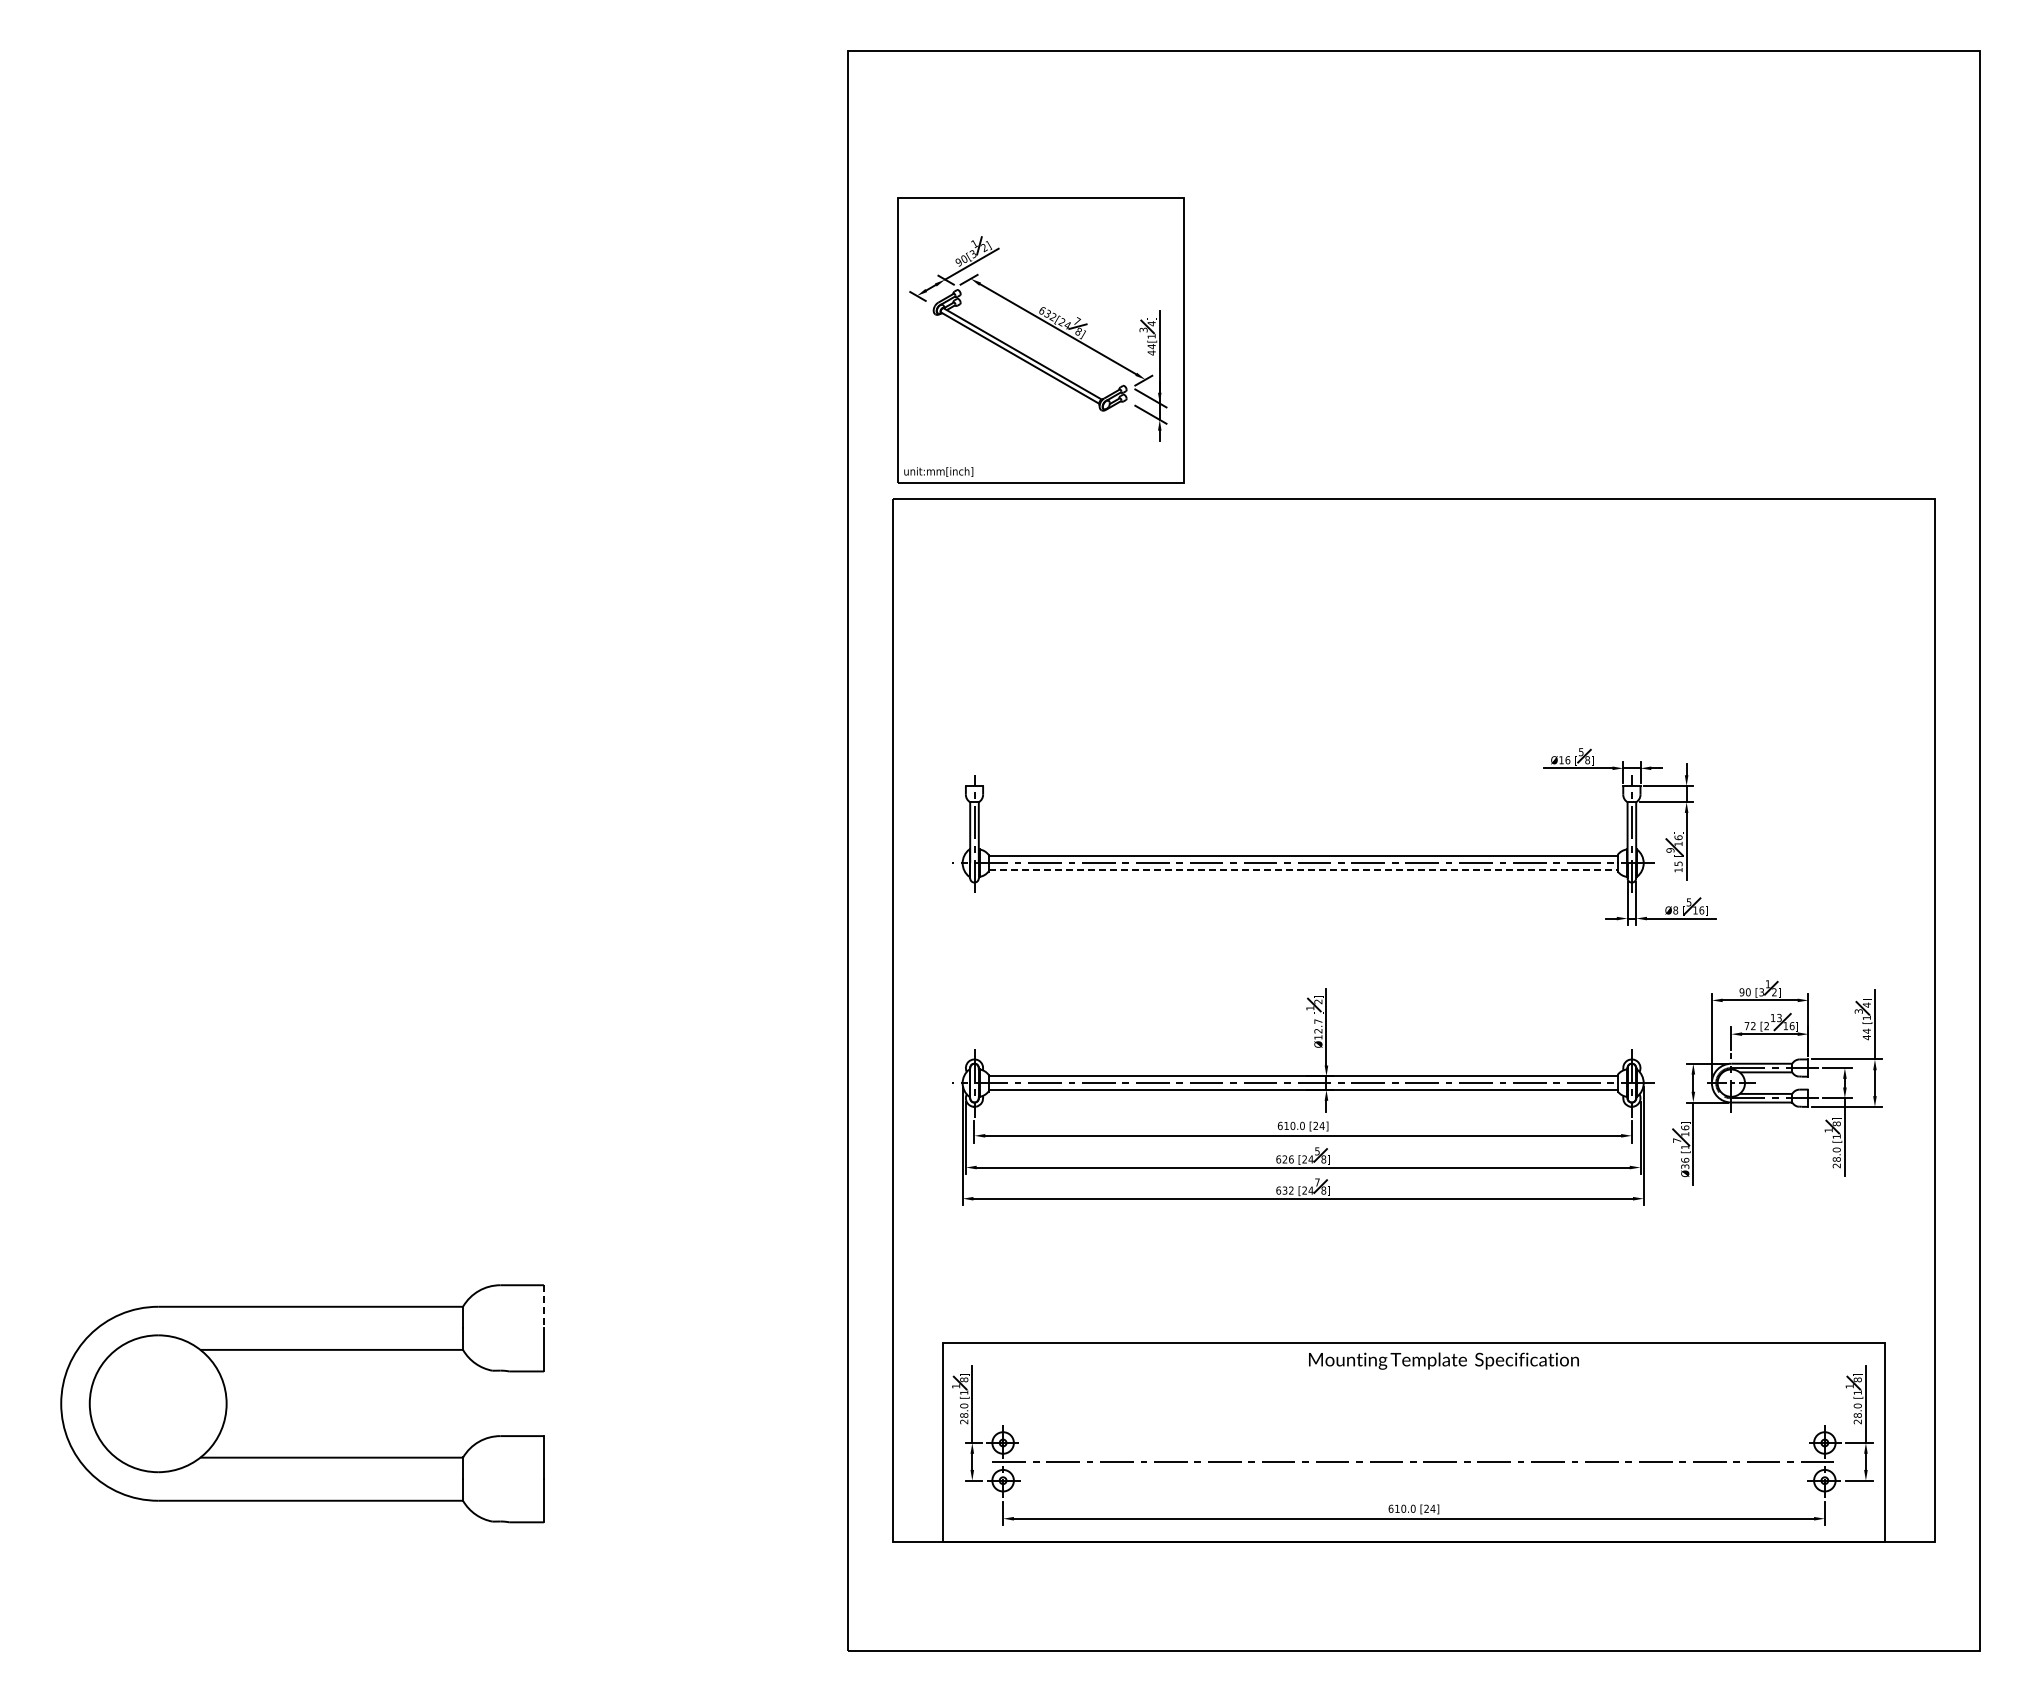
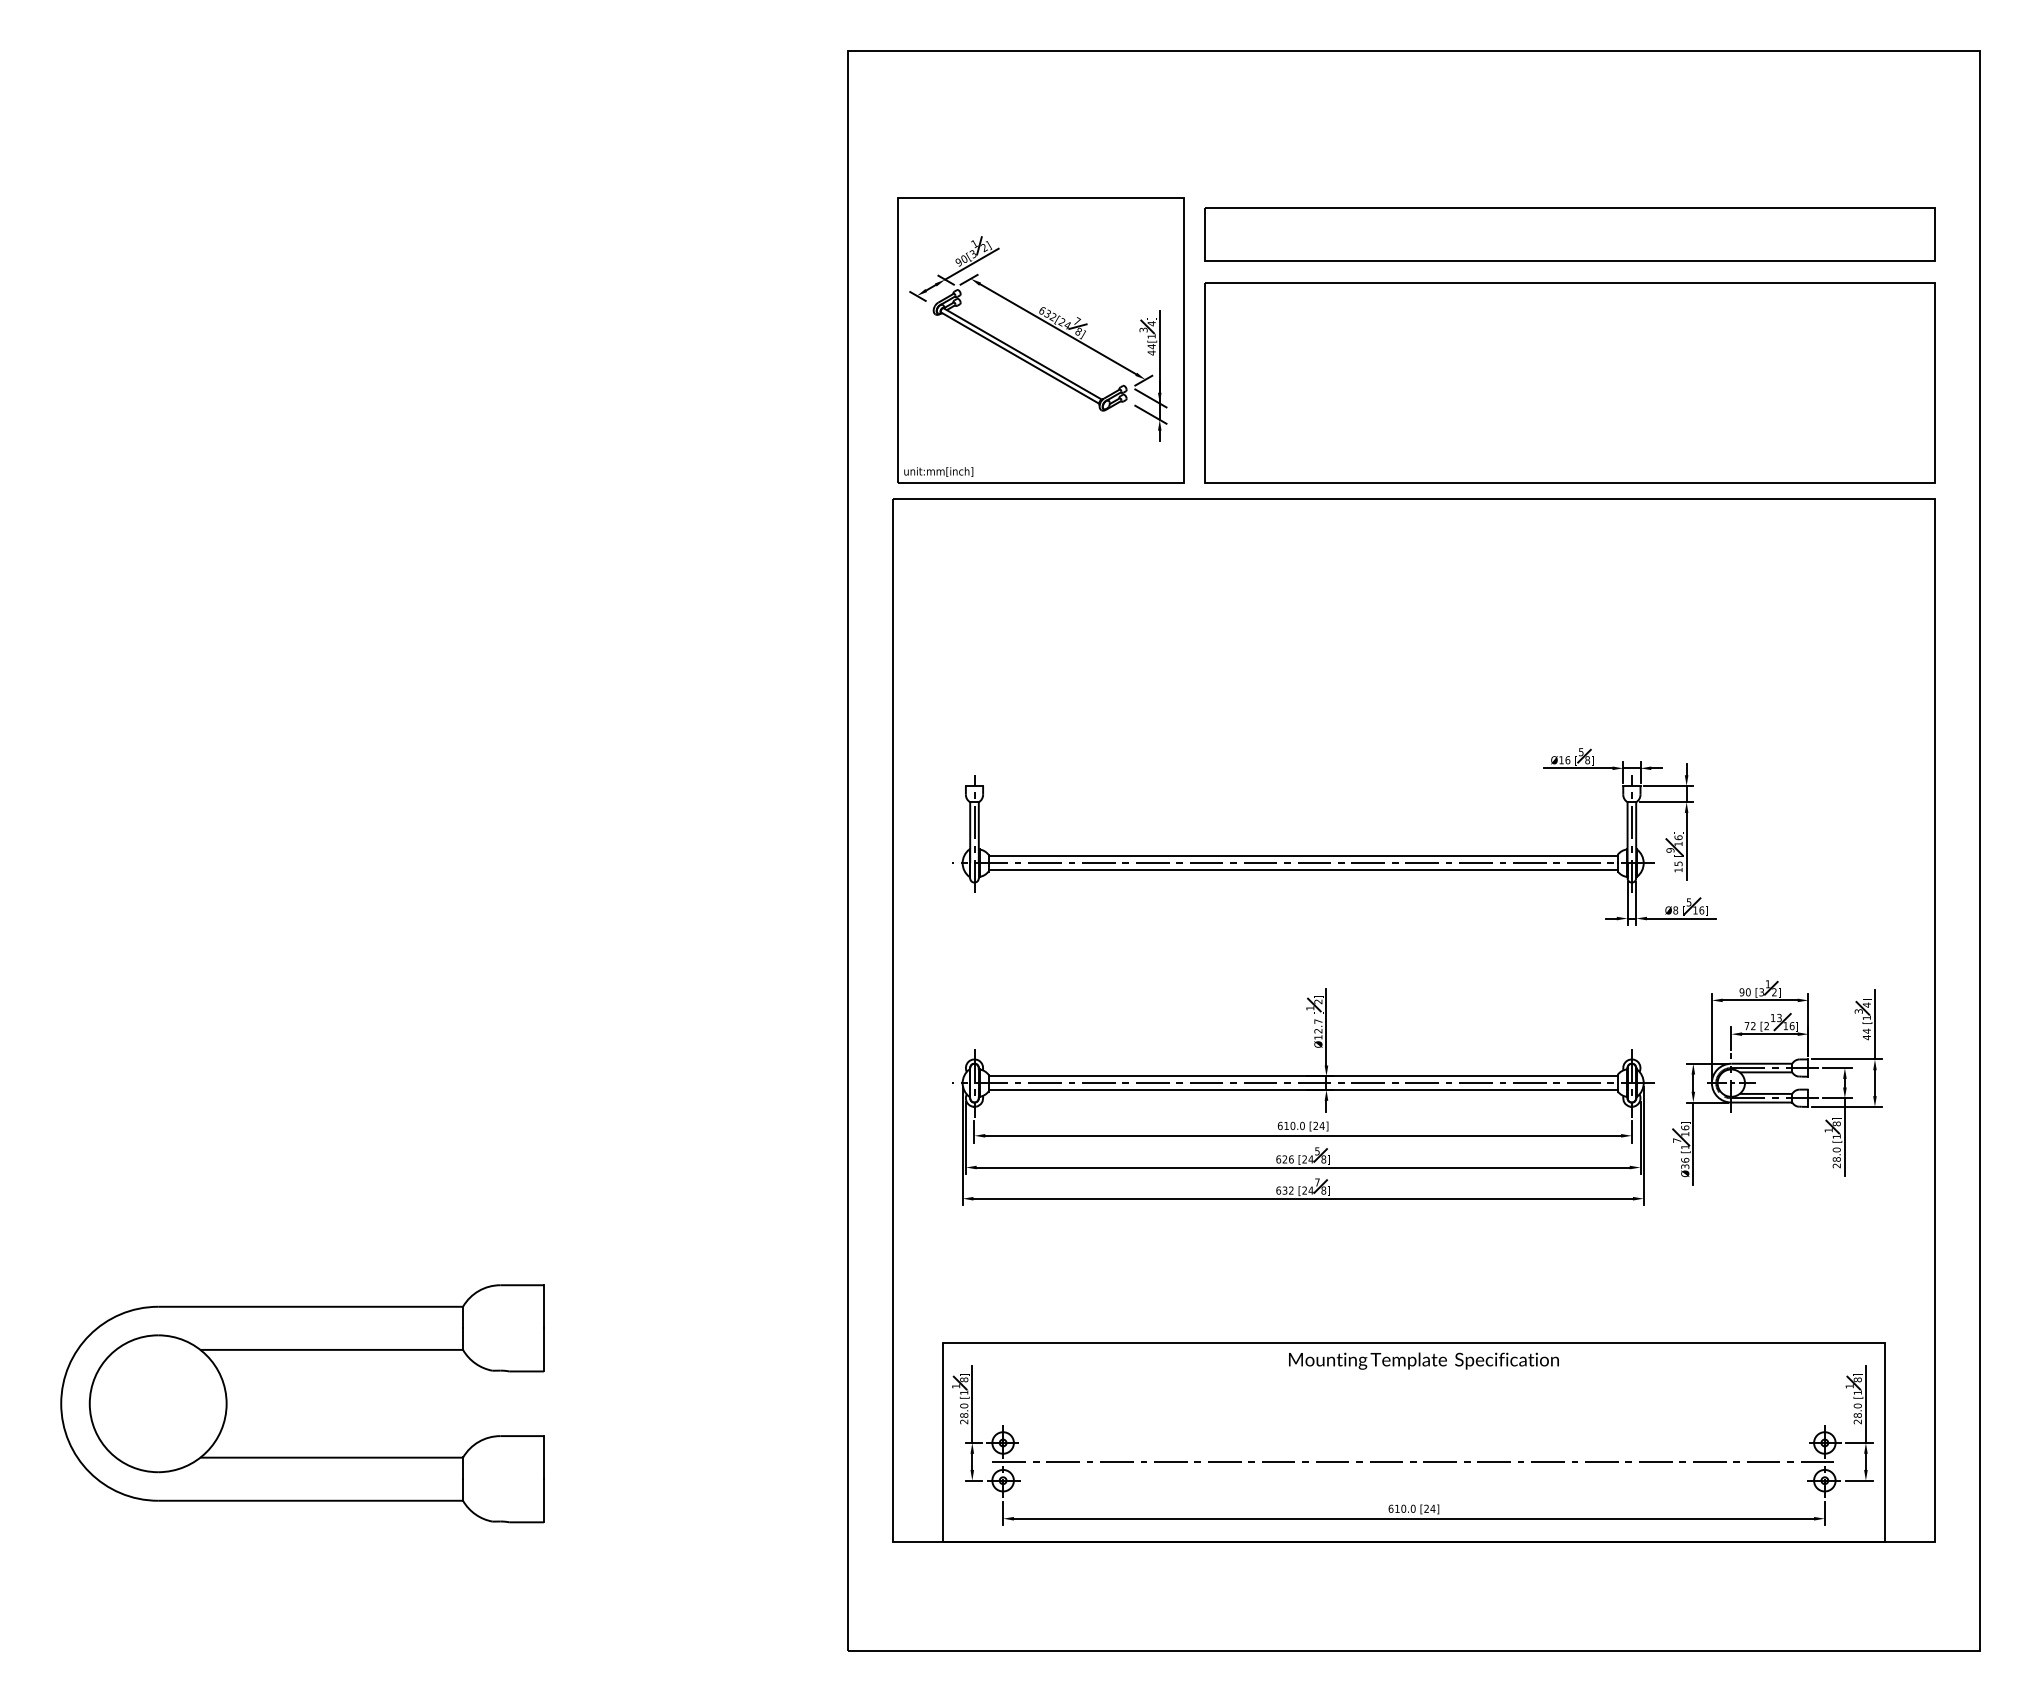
part: none -> present (1569, 234)
part: none -> present (1569, 382)
line: dashed -> solid (1303, 870)
line: dashed -> solid (544, 1306)
text position: (1443, 1360) -> (1423, 1360) (1423, 1360)
